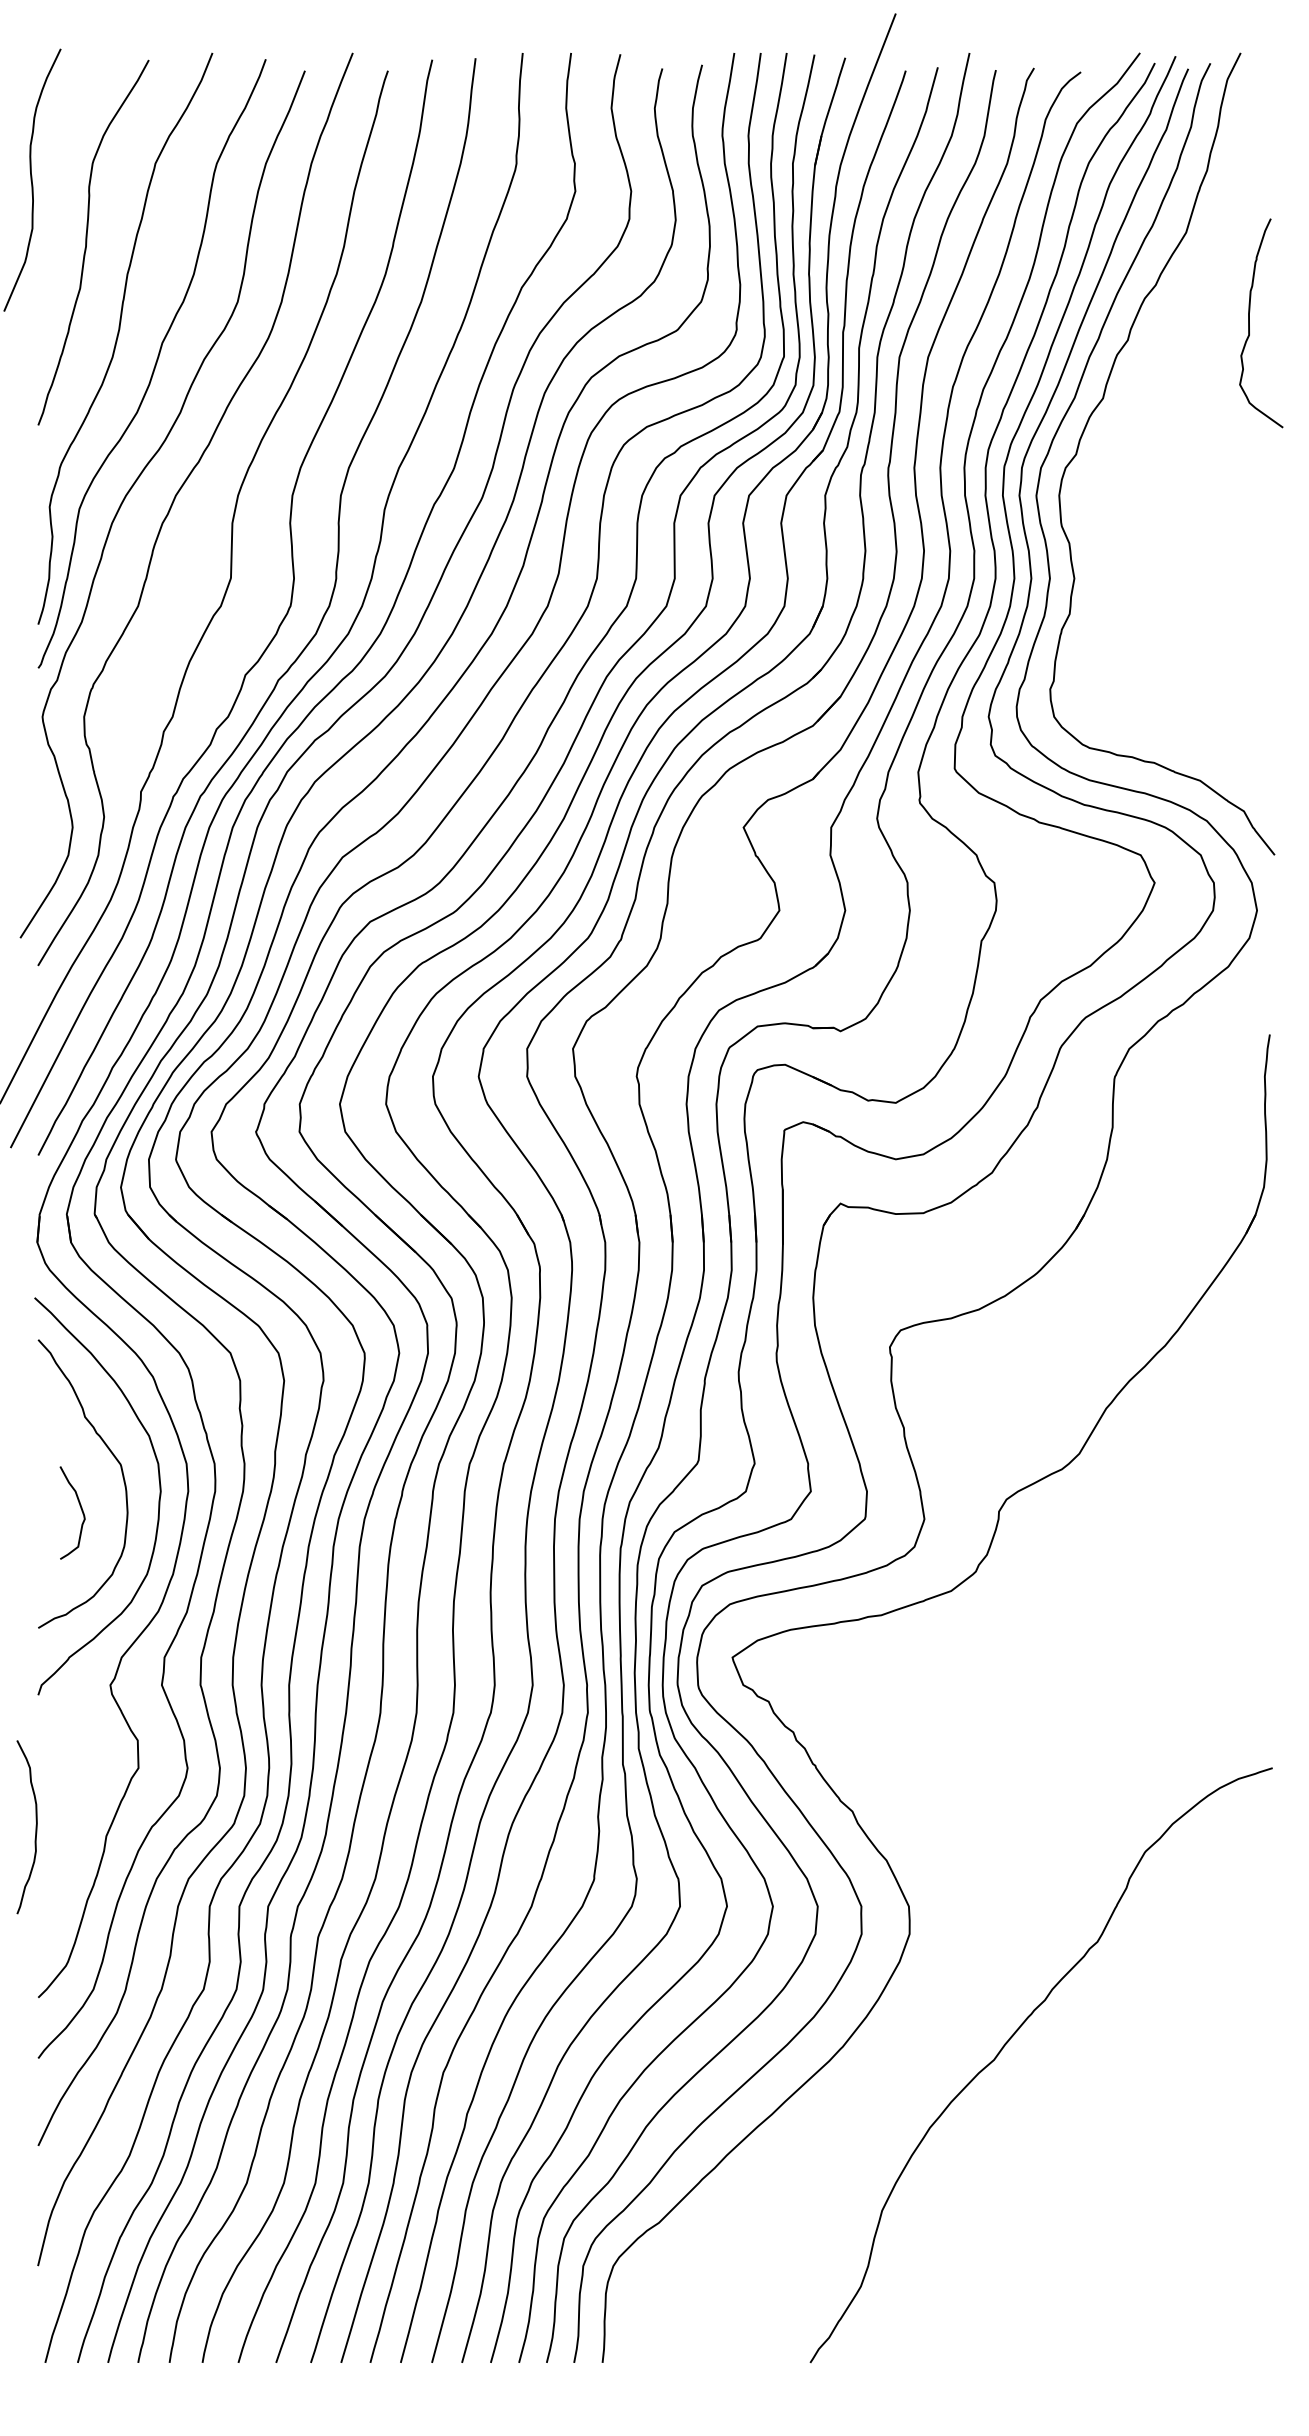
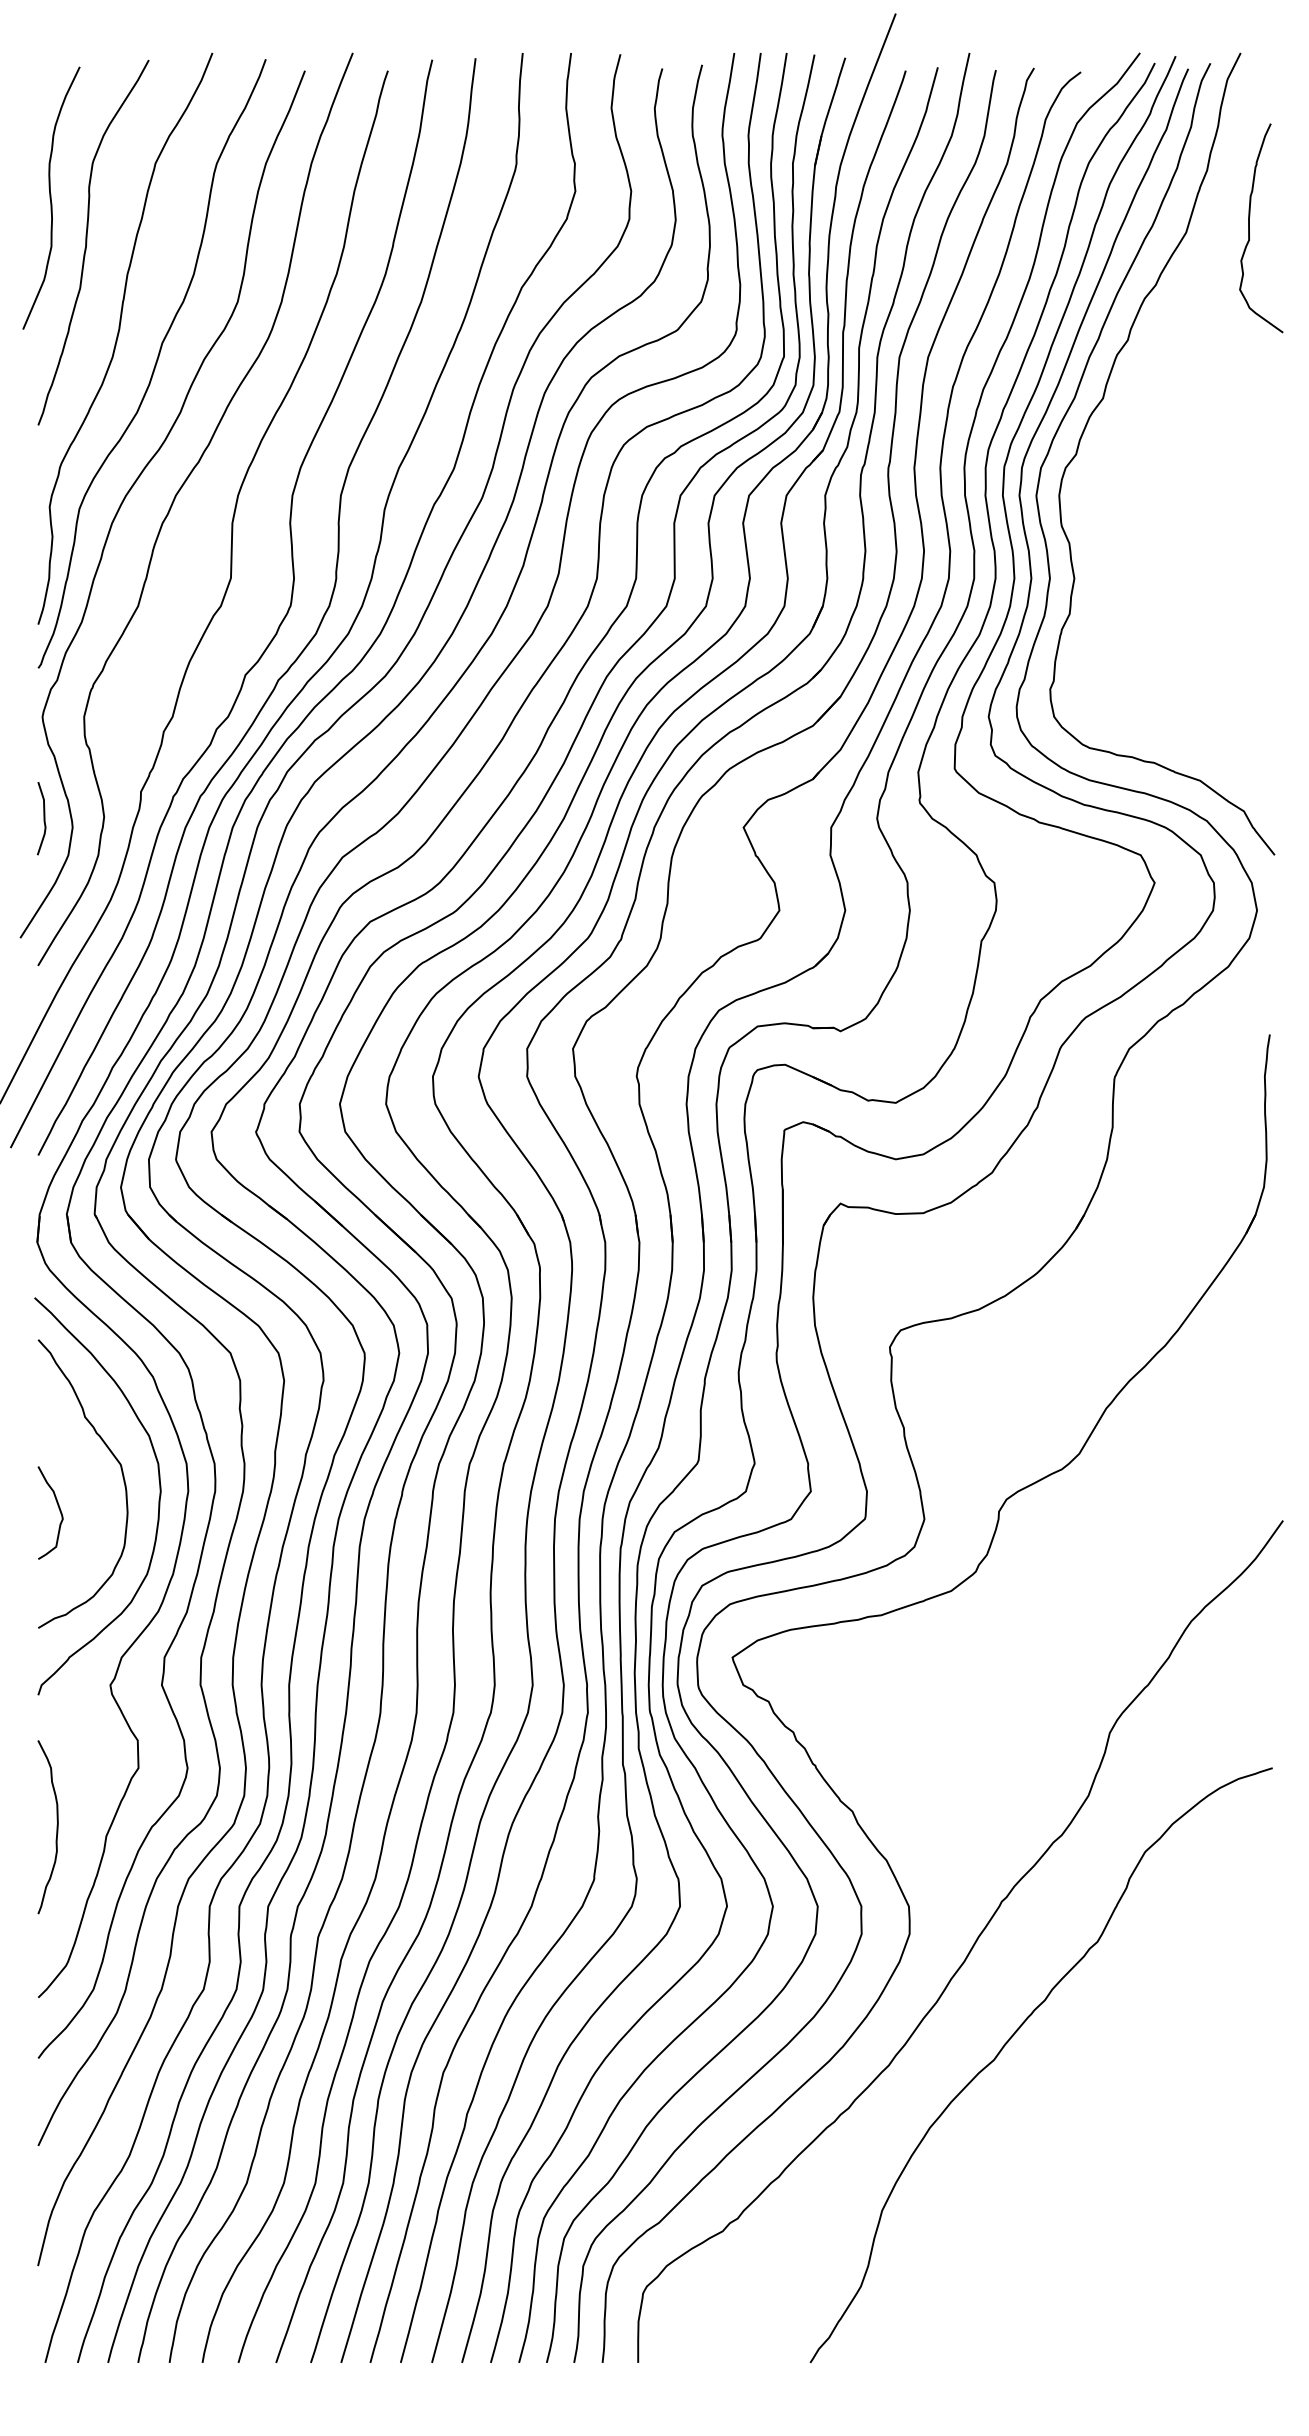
curve position: (32, 179) -> (51, 197) (51, 197)
curve position: (1249, 323) -> (1249, 228) (1249, 228)
curve: none -> present (43, 818)
curve position: (80, 1508) -> (58, 1508) (58, 1508)
curve position: (35, 1827) -> (56, 1827) (56, 1827)
curve: none -> present (970, 1948)
